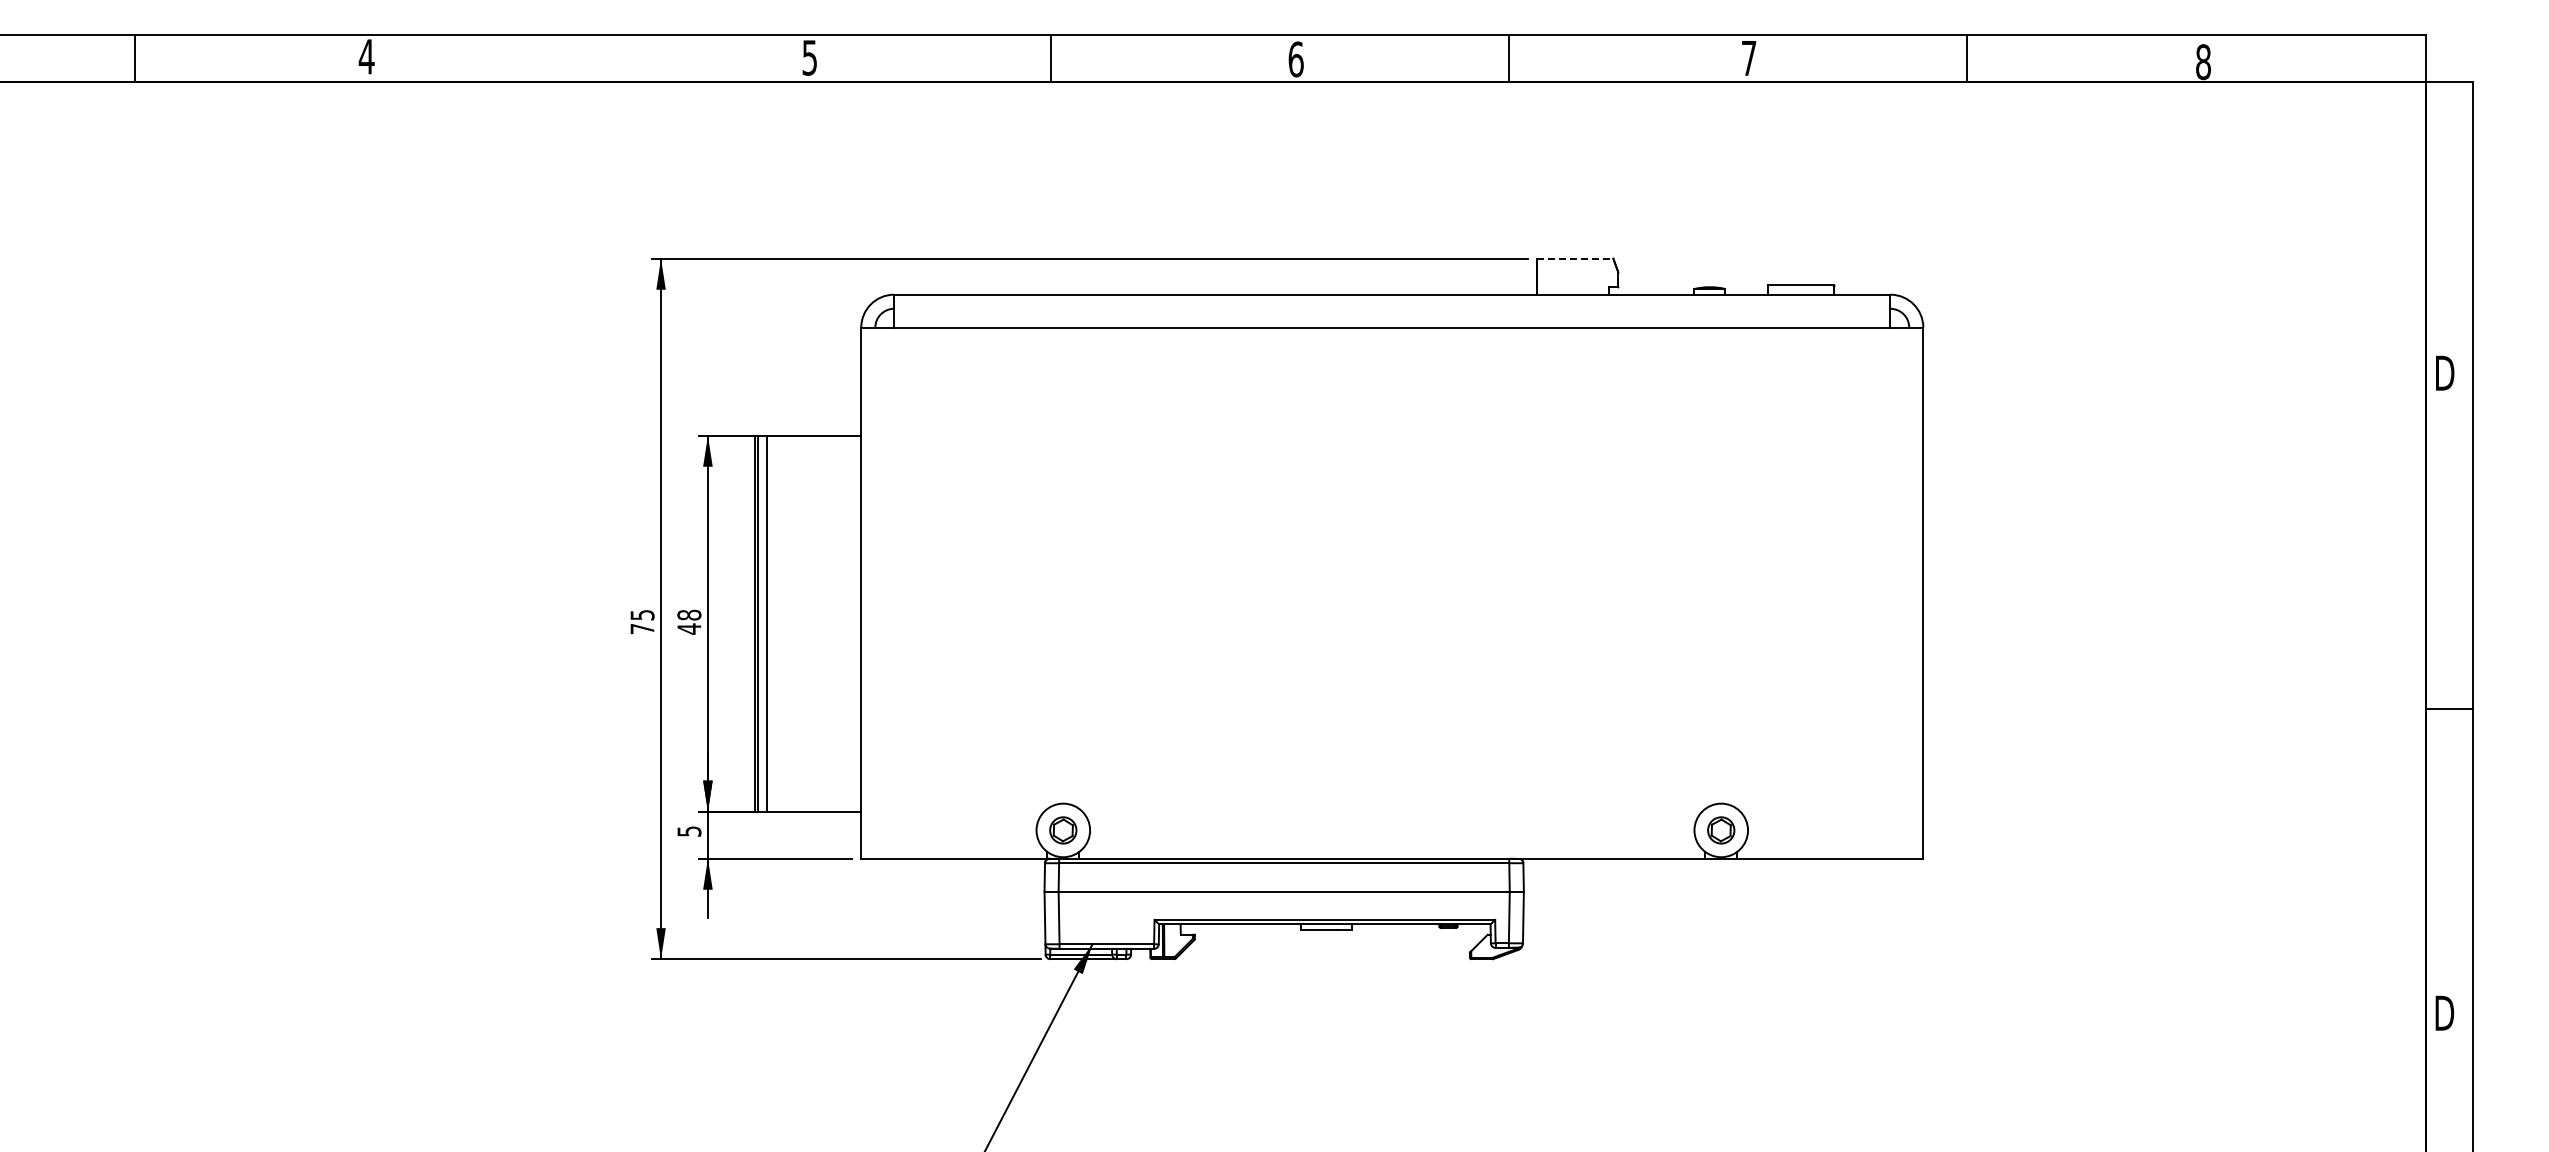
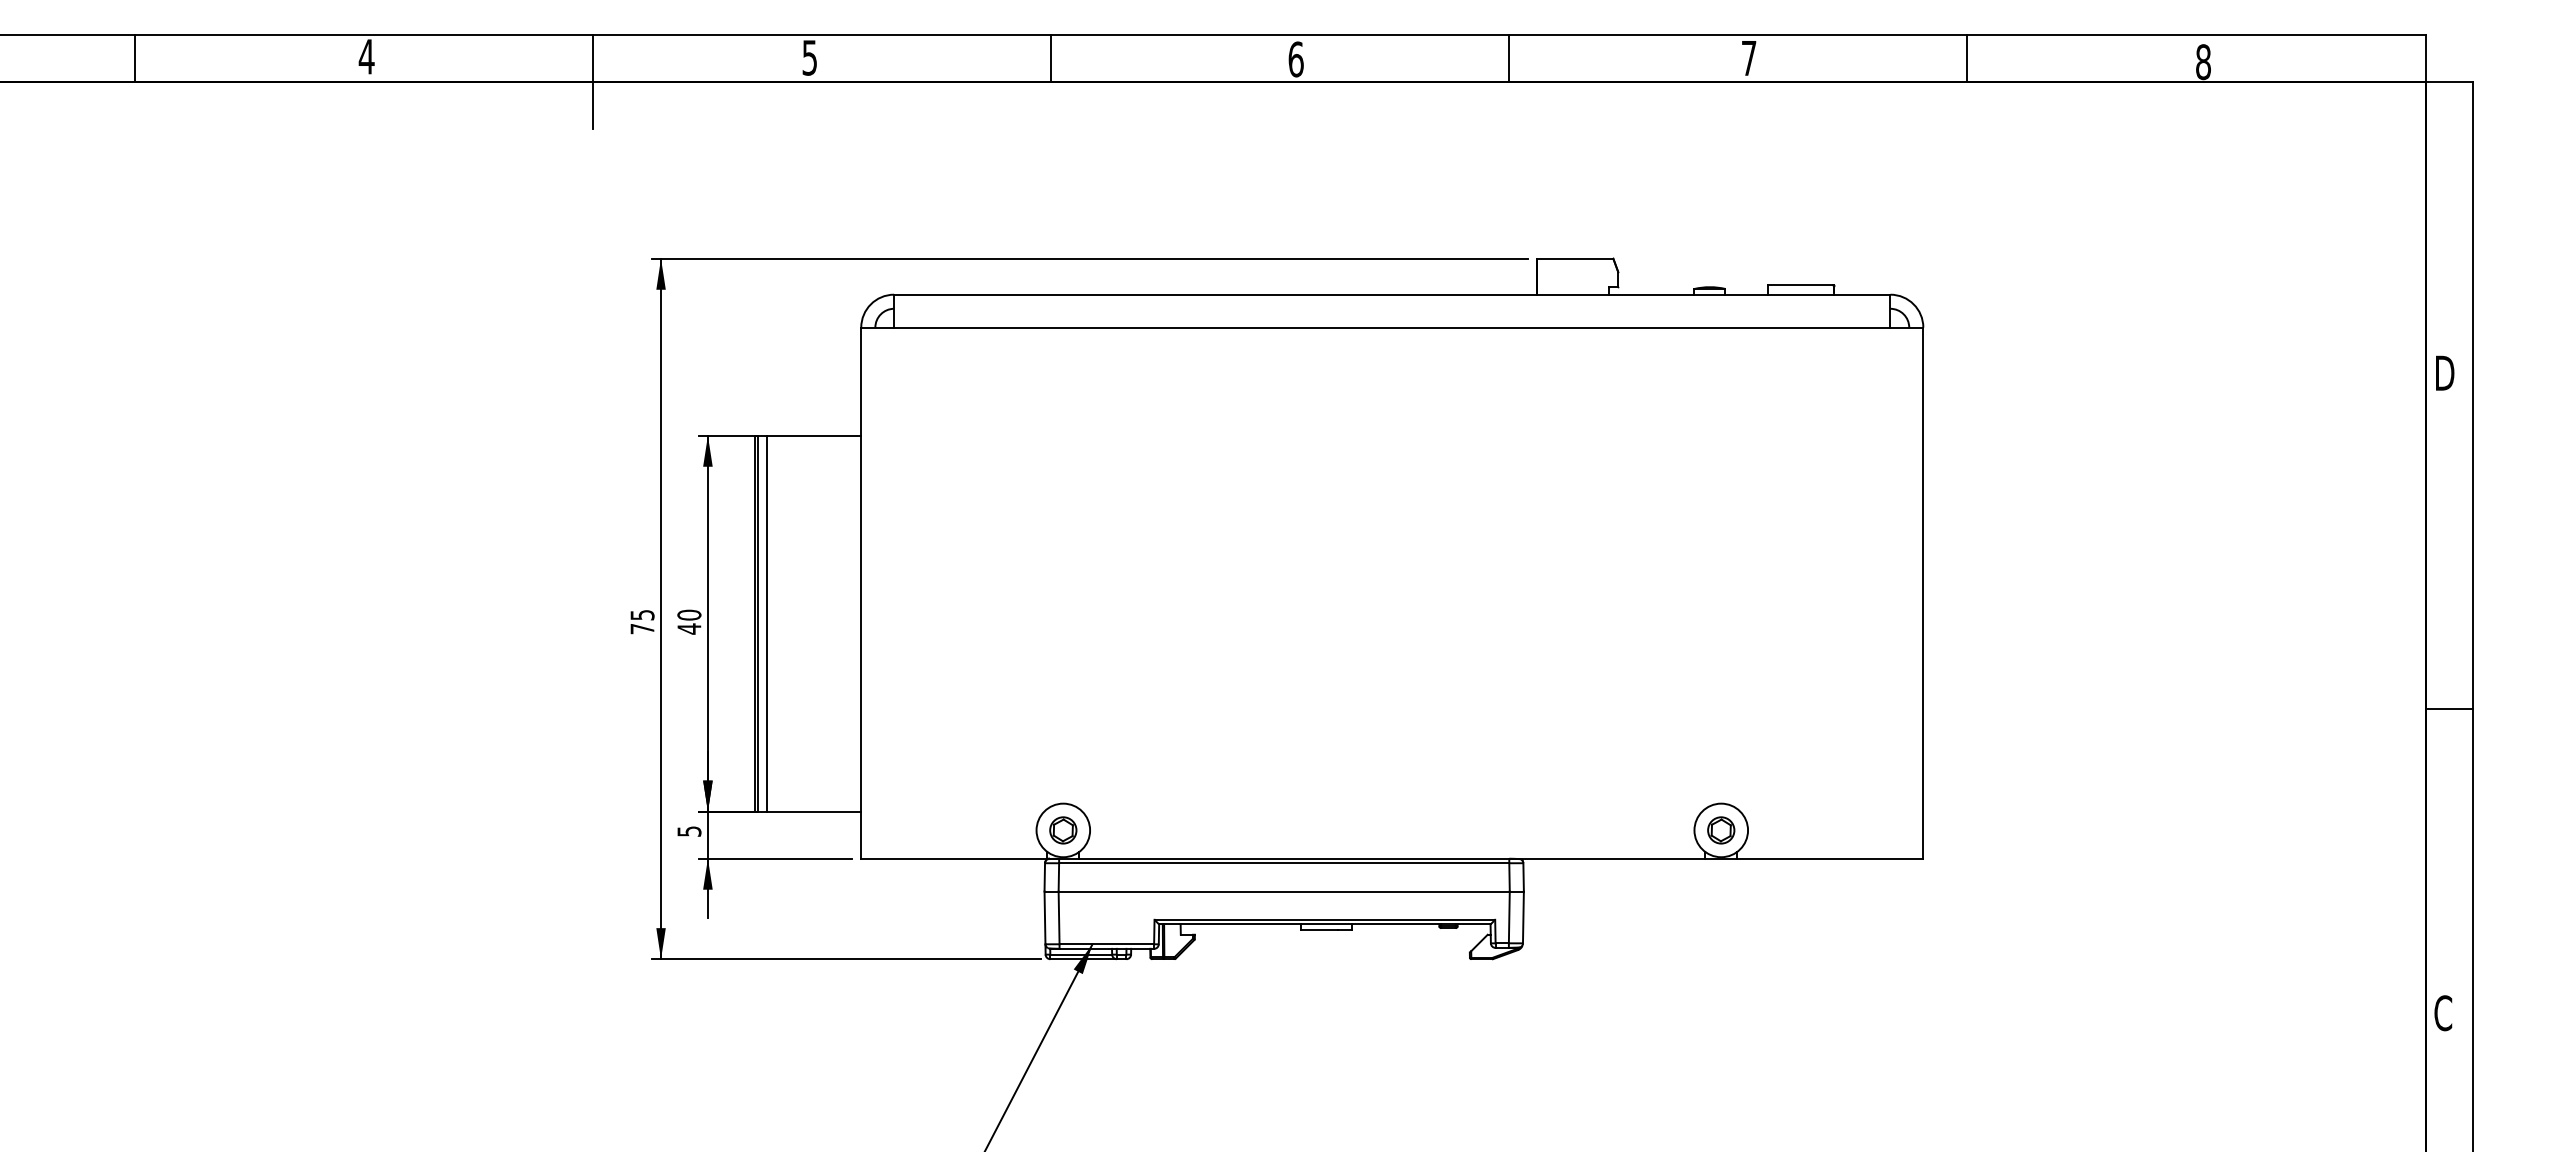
line: none -> present (592, 81)
line: dashed -> solid (1575, 258)
text: 48 -> 40 (689, 614)
text: D -> C (2444, 1013)
